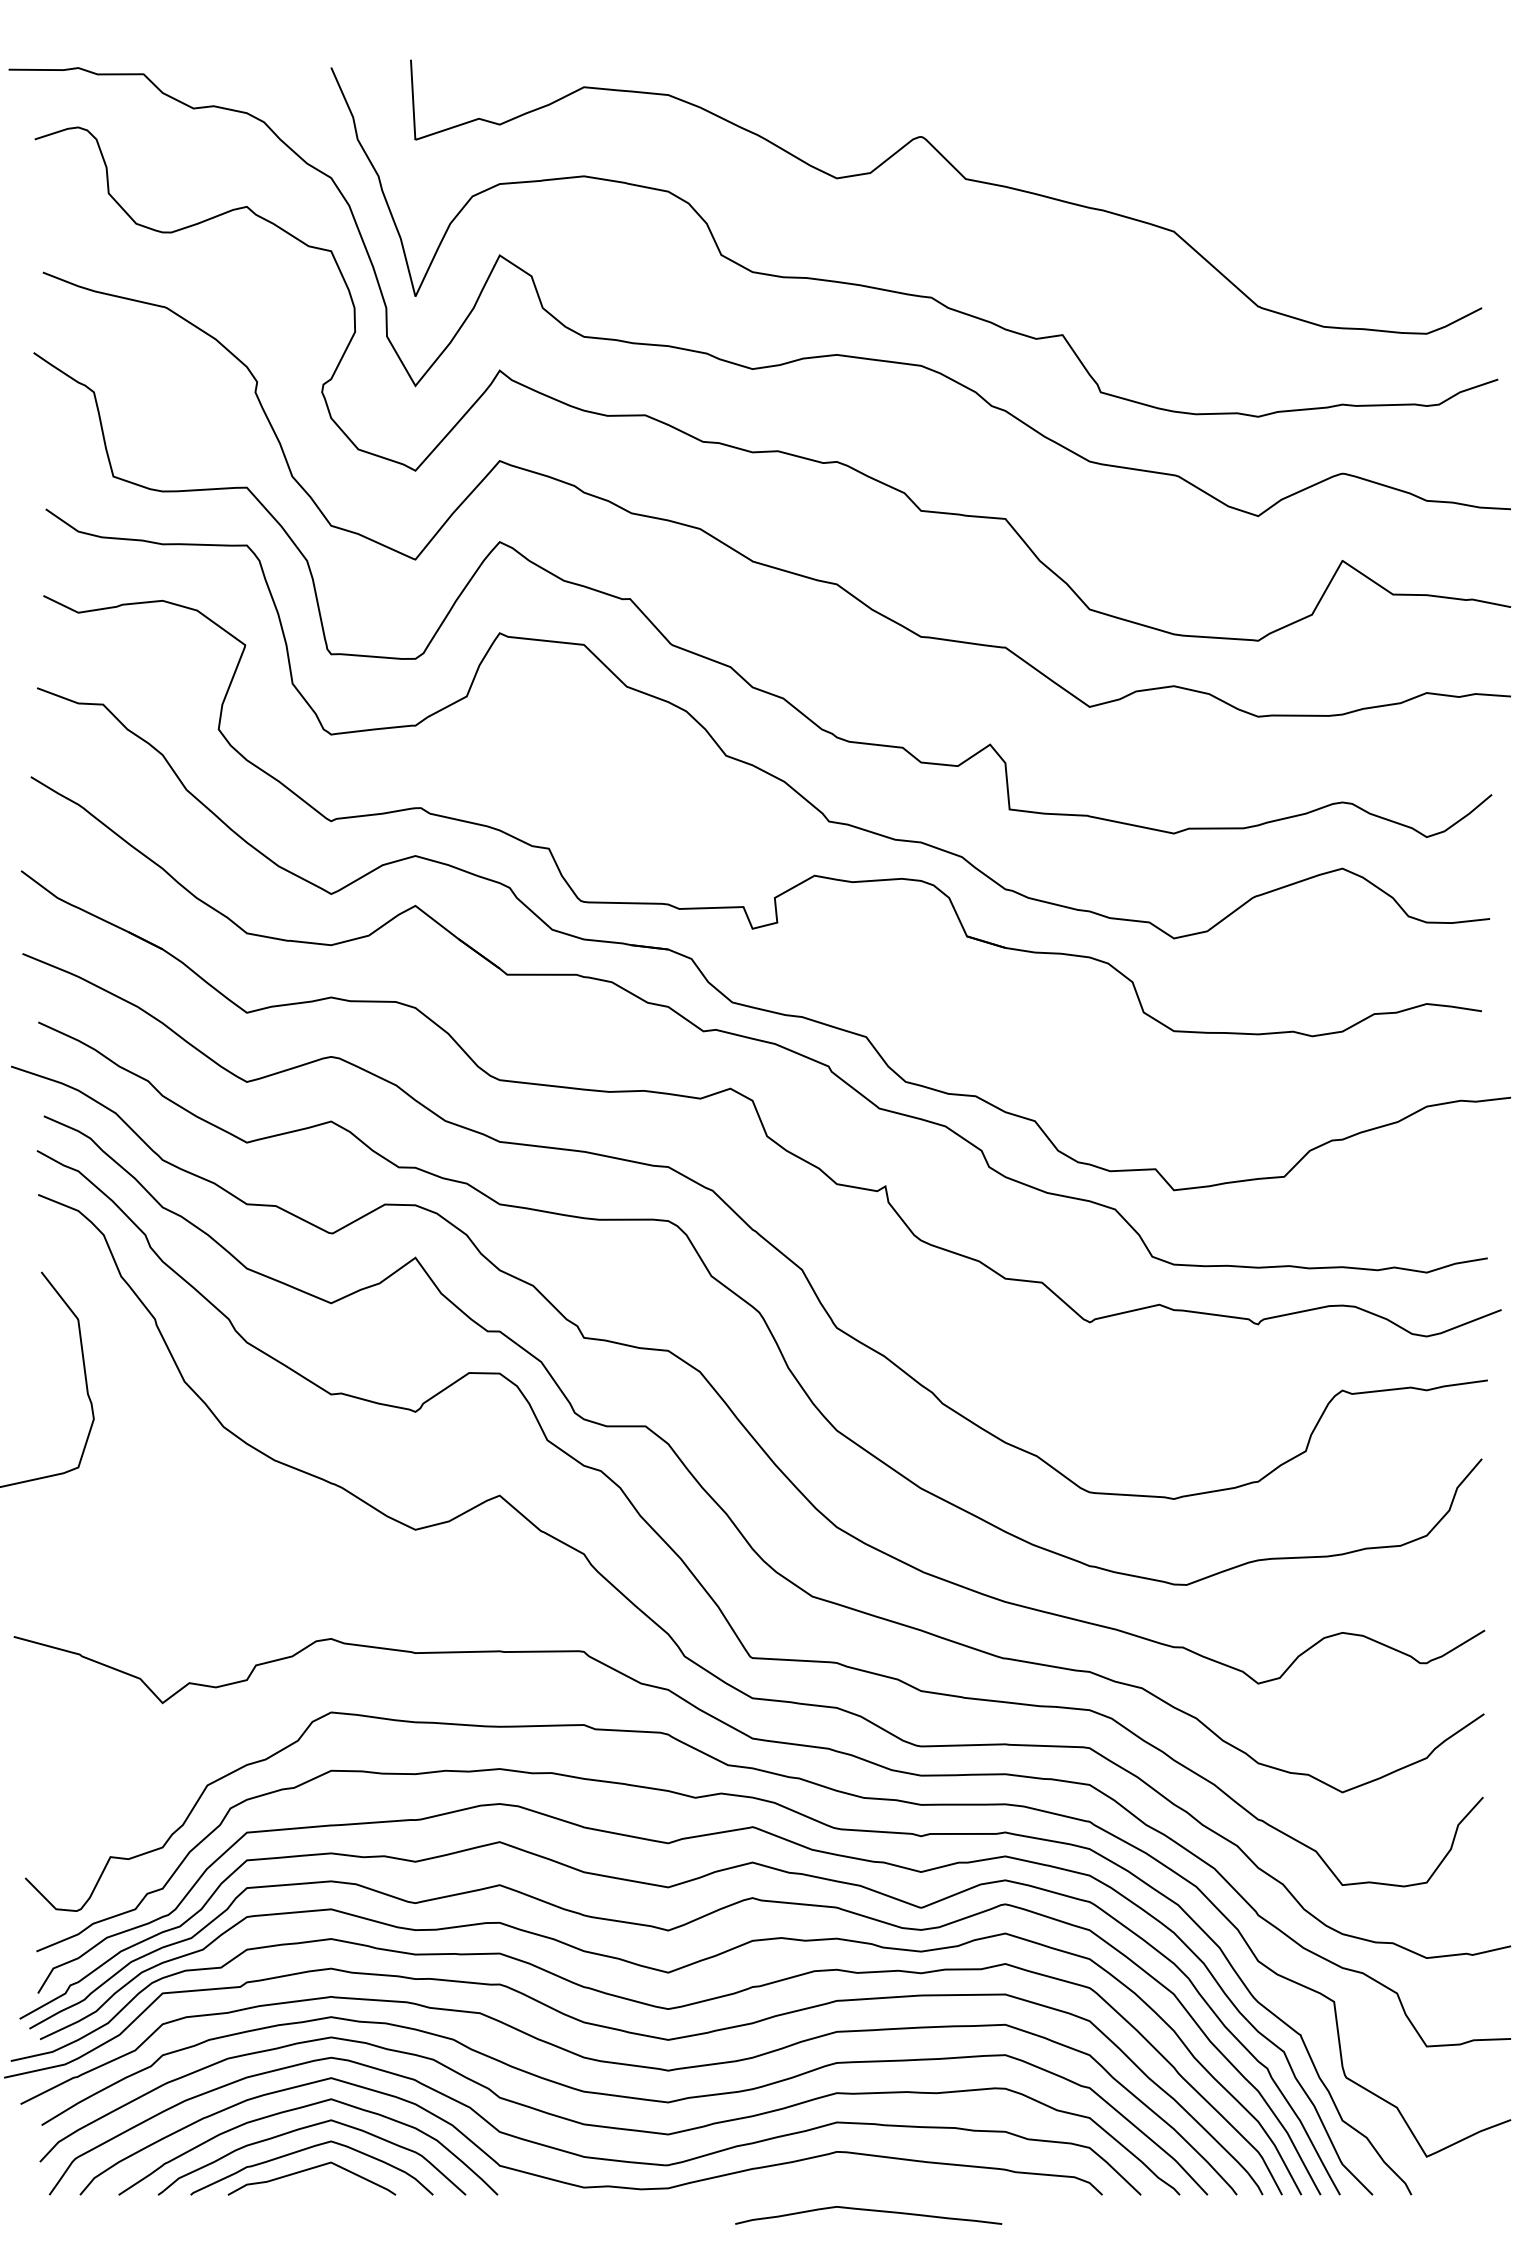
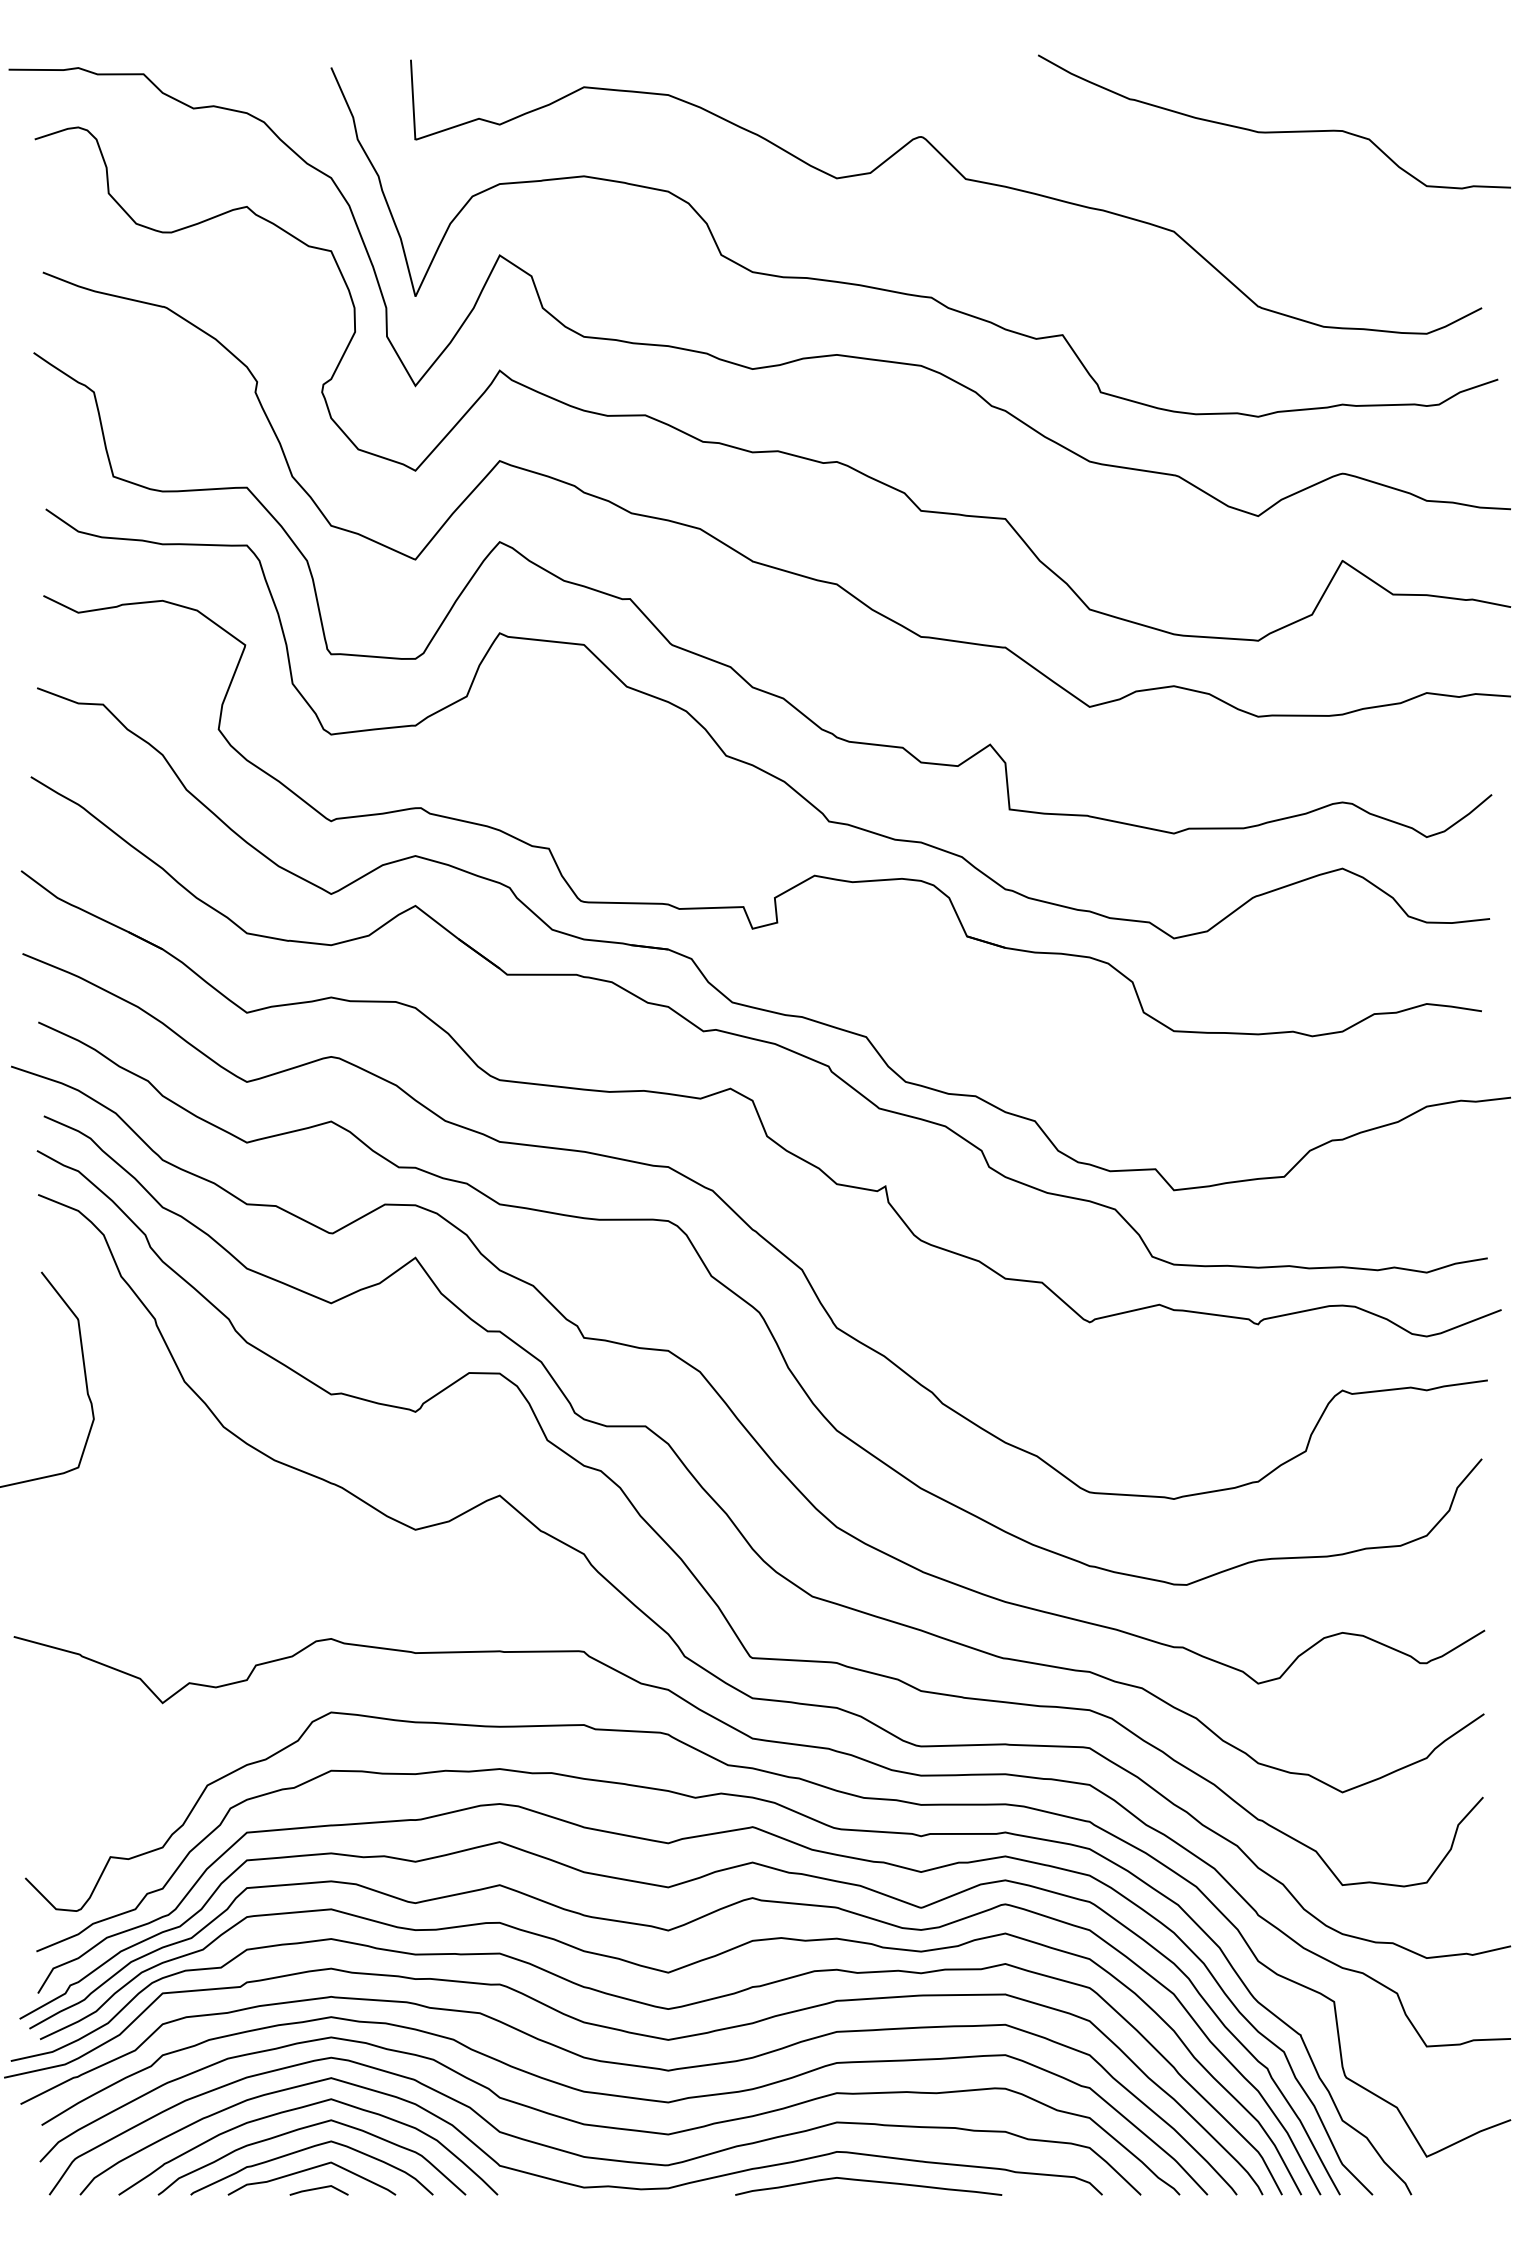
curve: none -> present (1274, 131)
line: none -> present (318, 2189)
curve position: (870, 2211) -> (870, 2182) (870, 2182)
